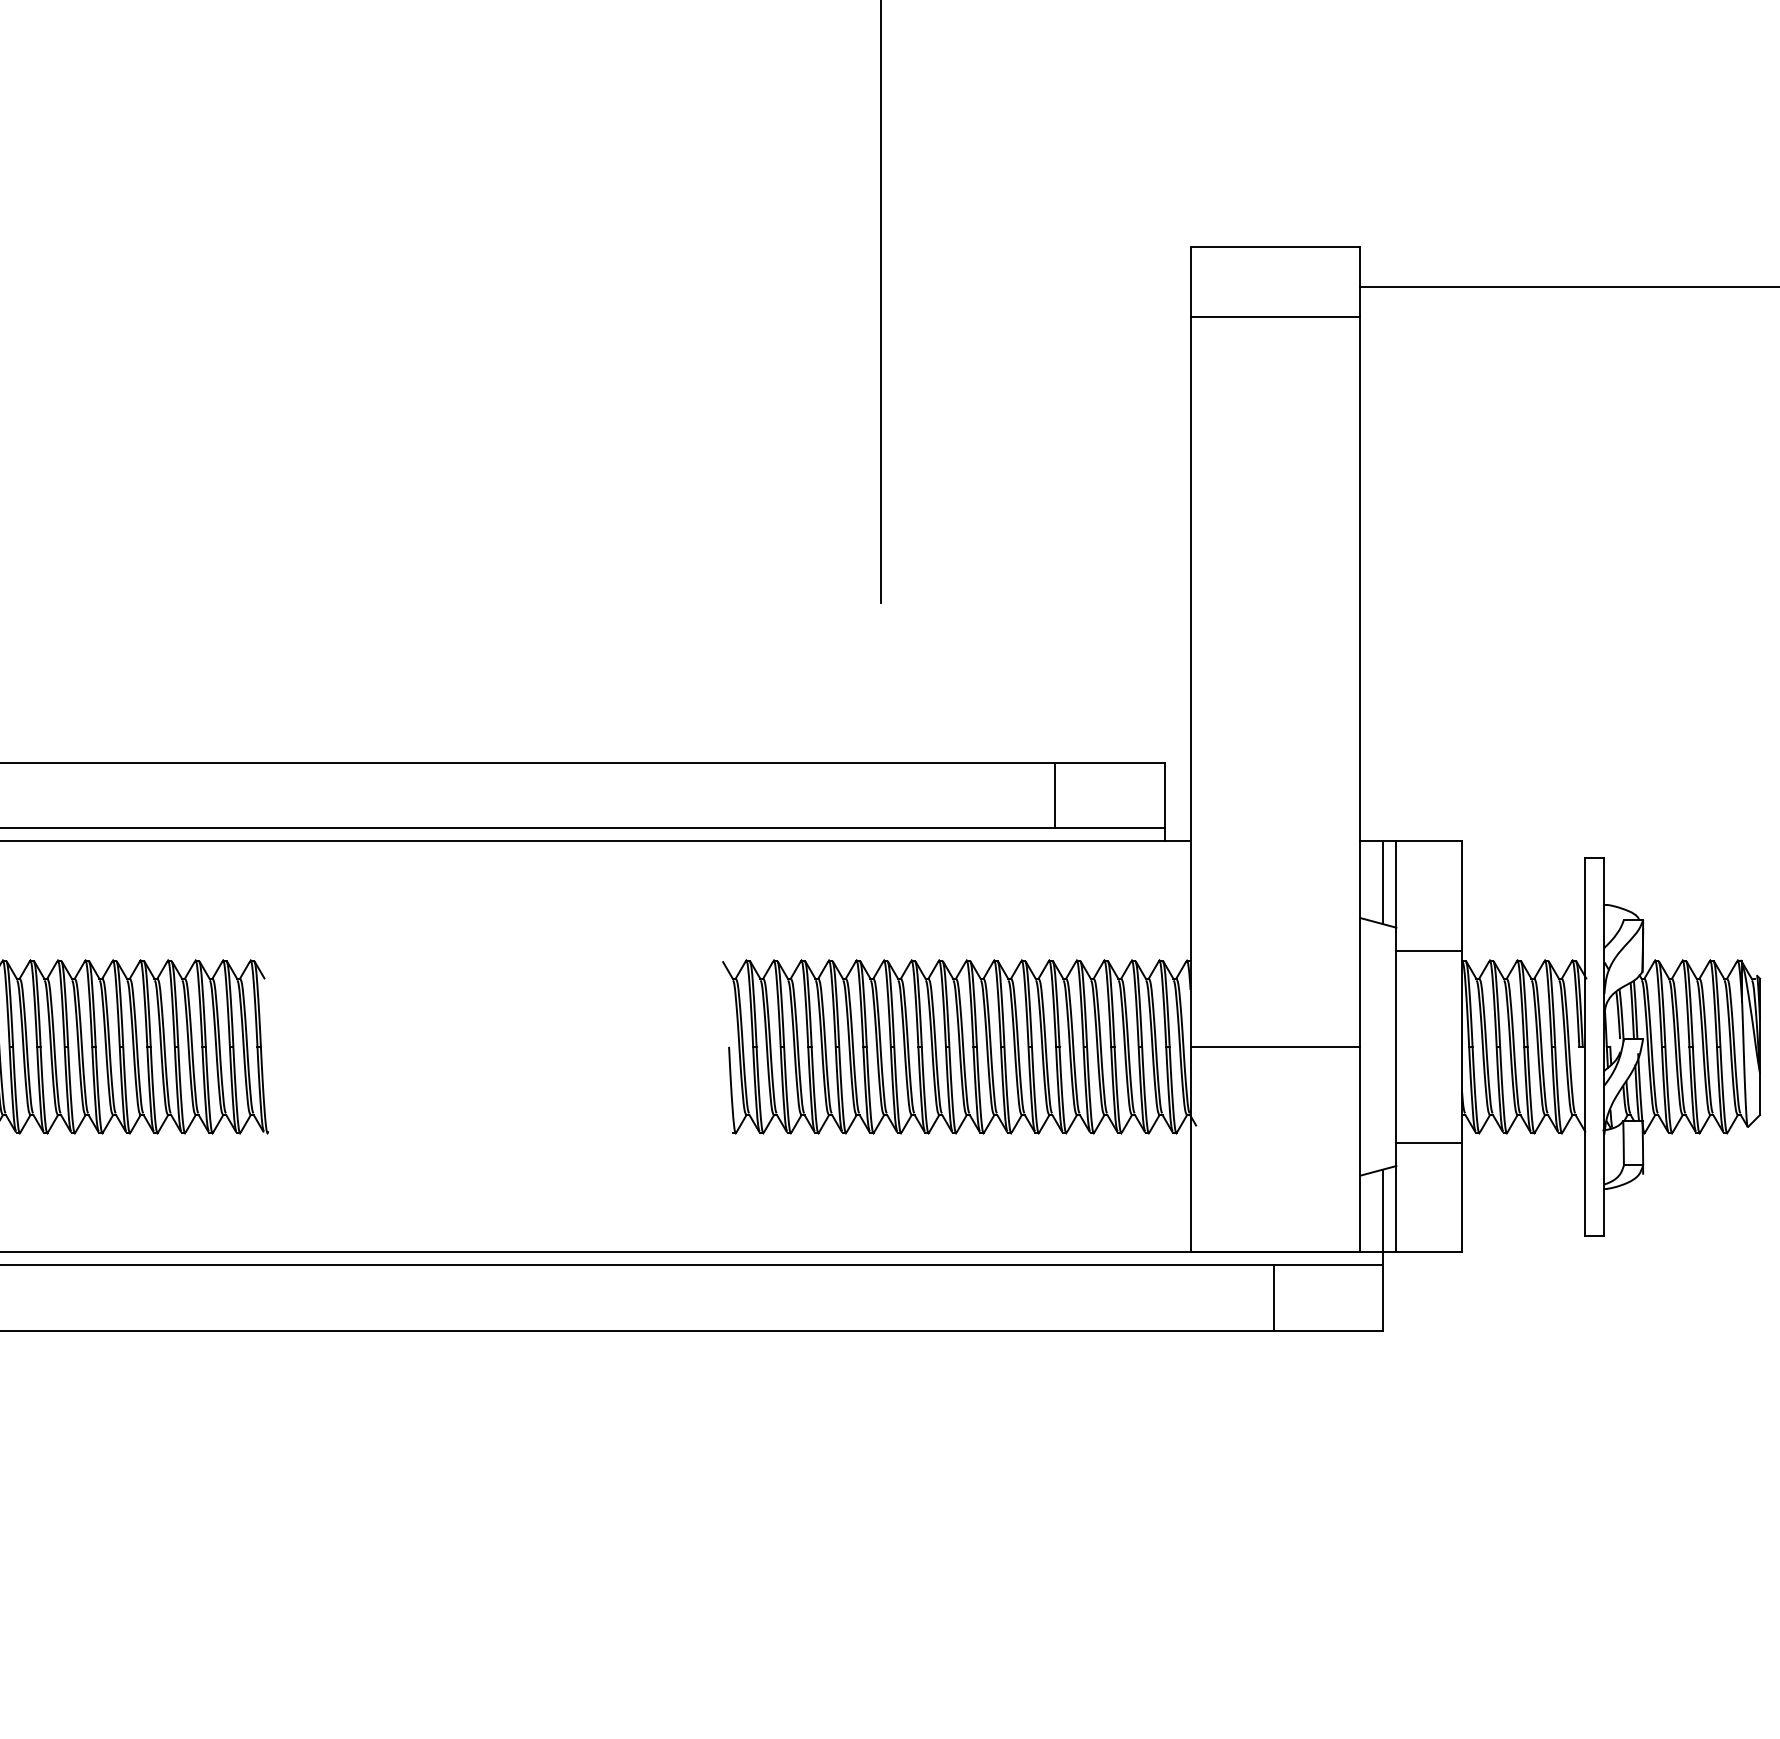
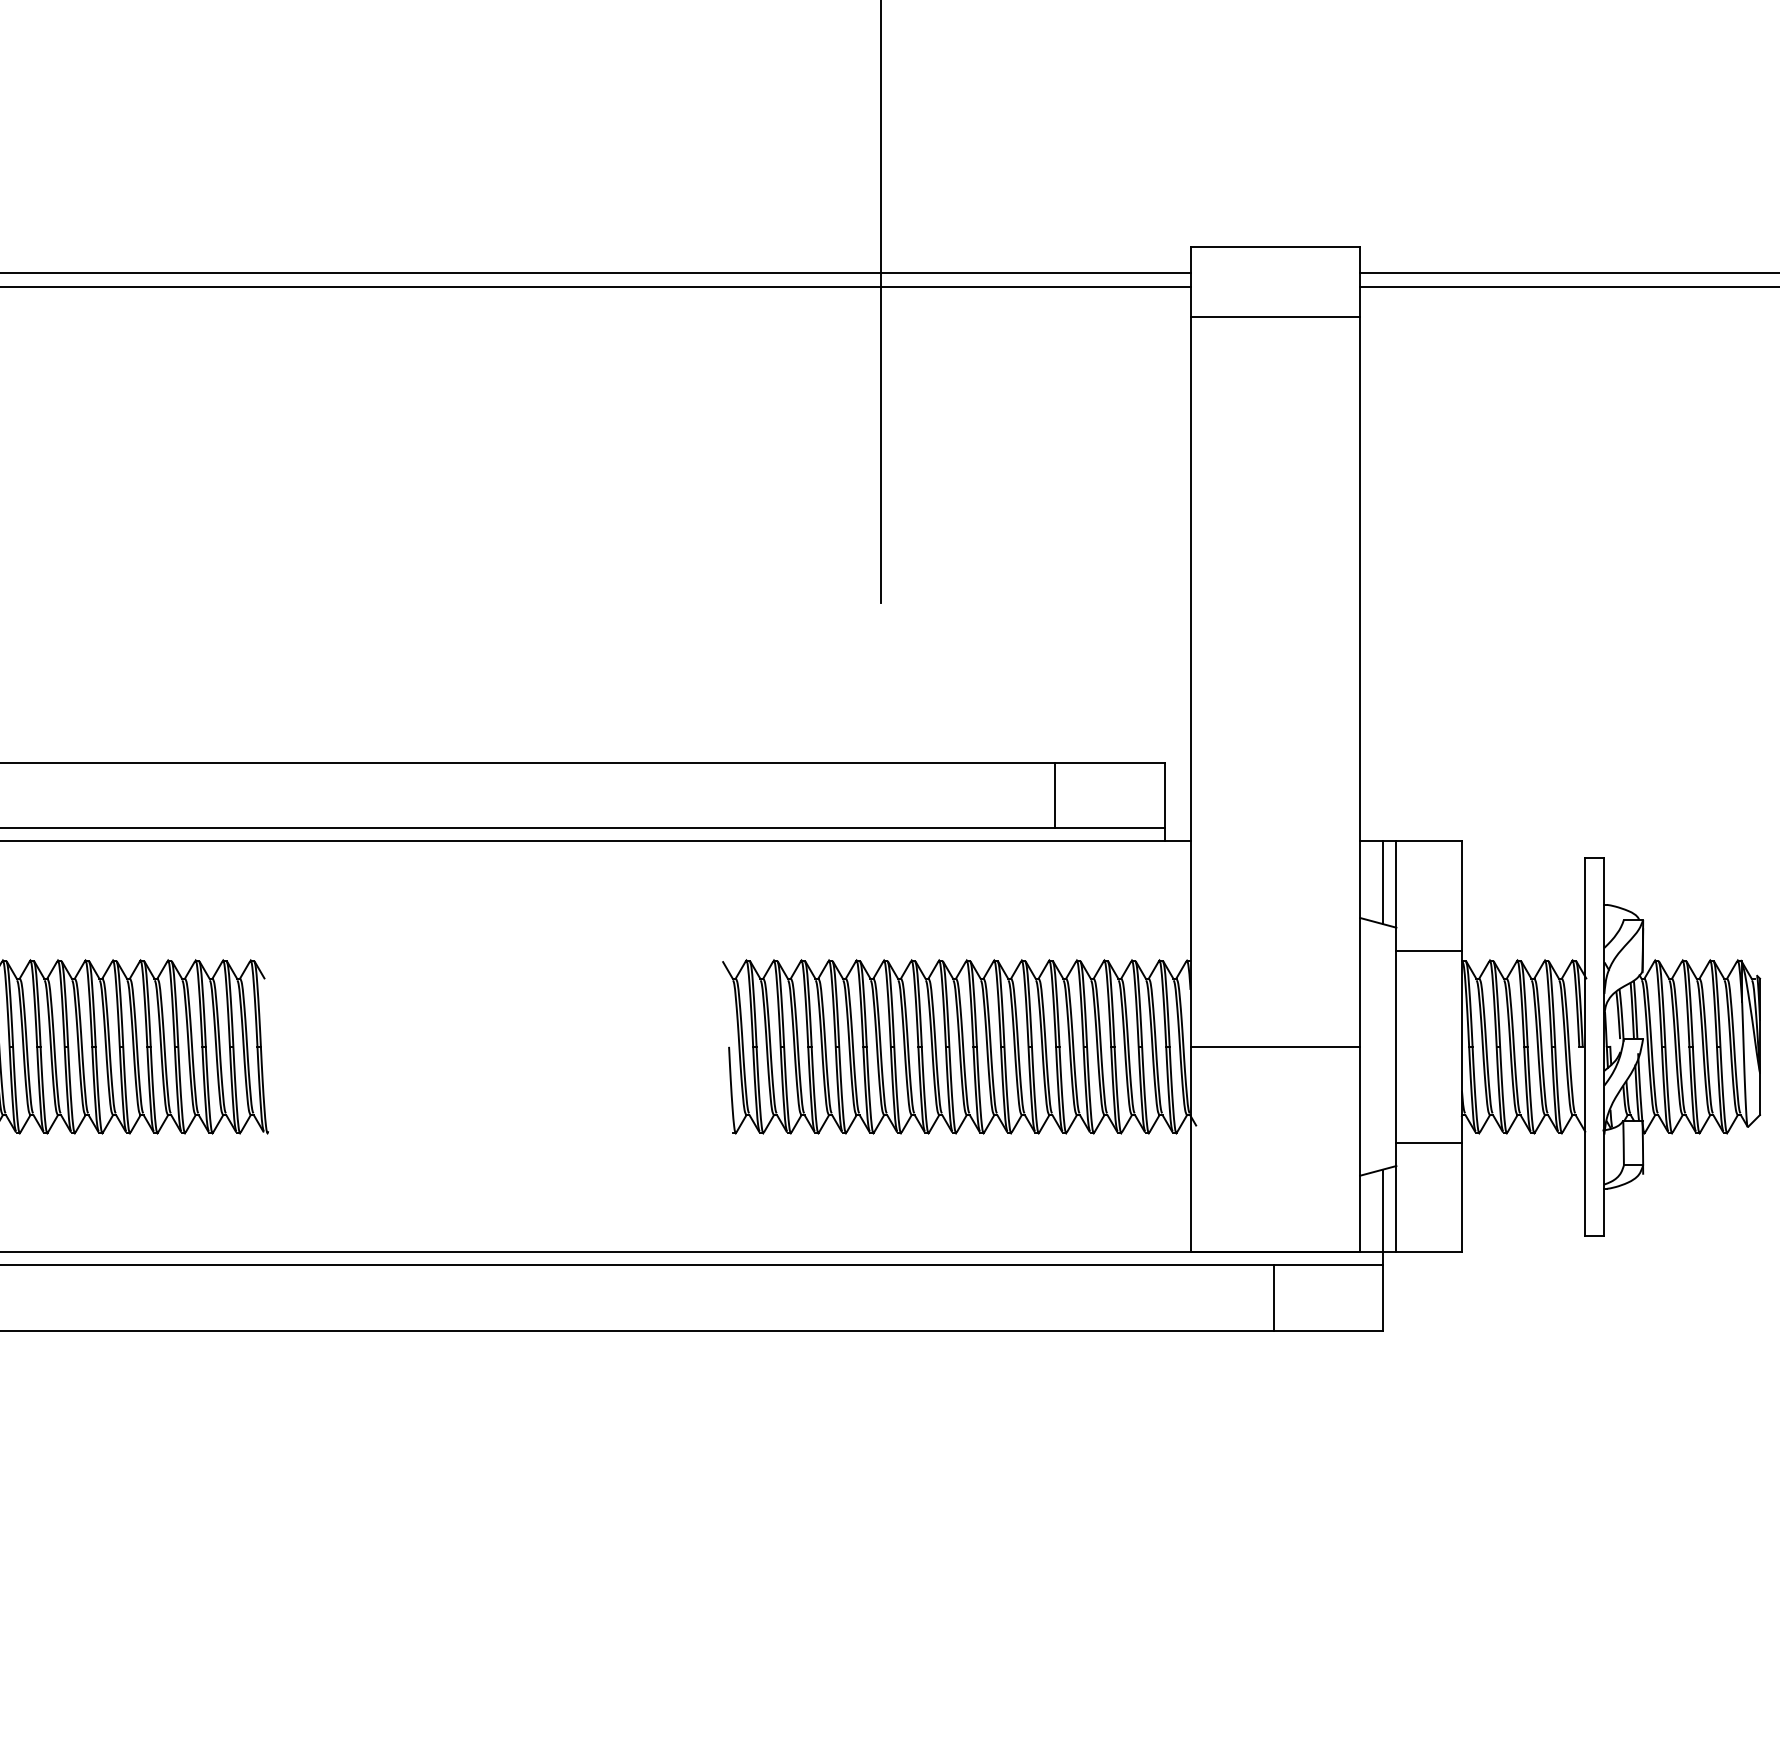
line: none -> present (596, 273)
line: none -> present (1568, 273)
line: none -> present (596, 287)
